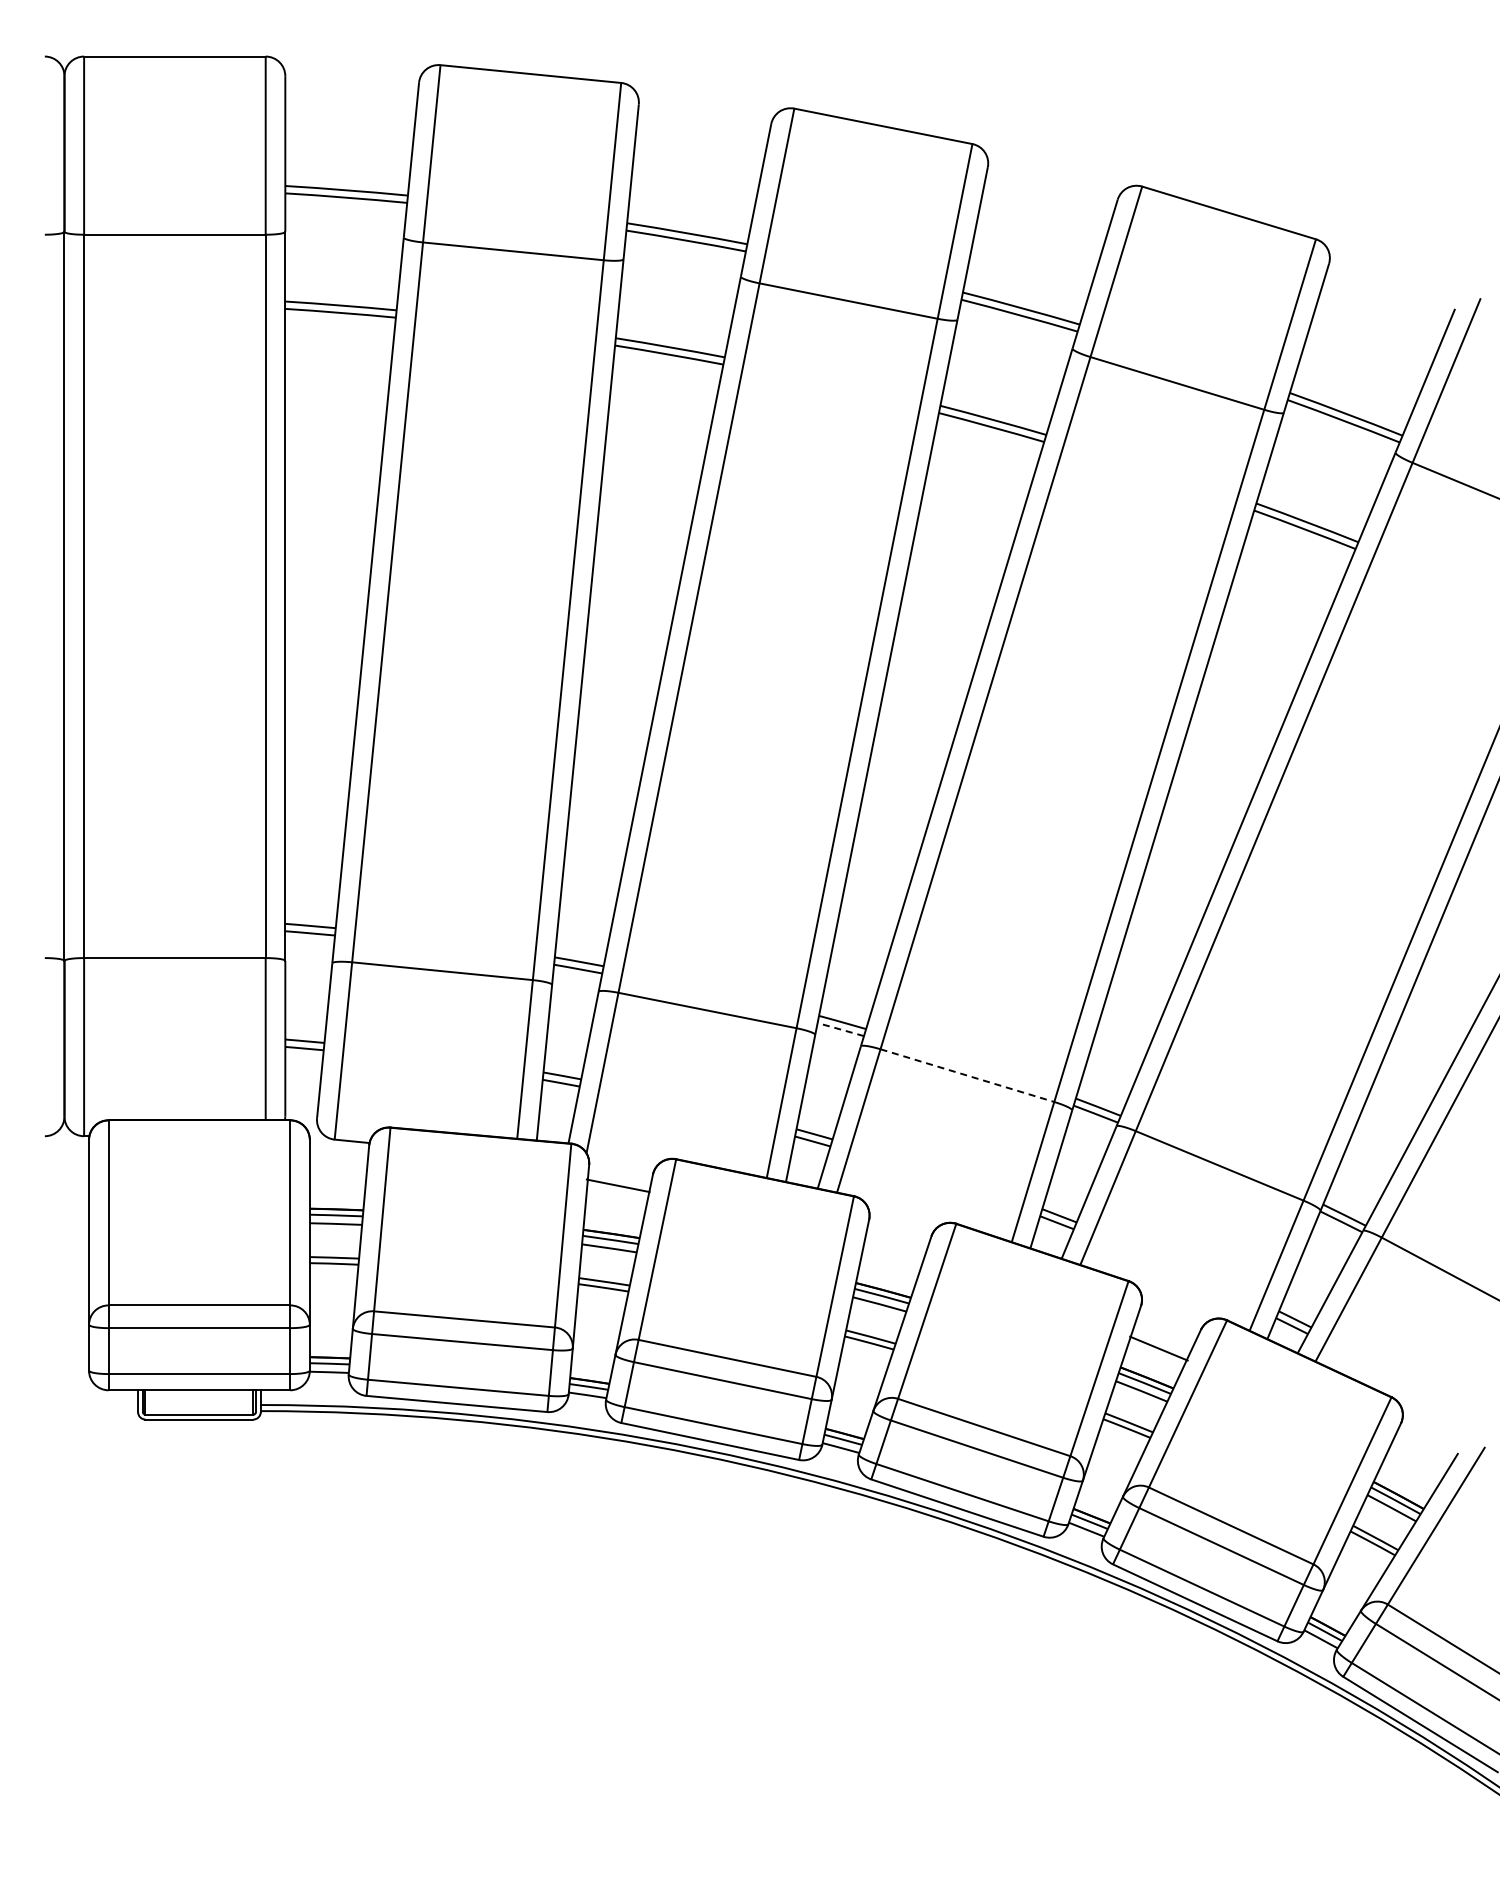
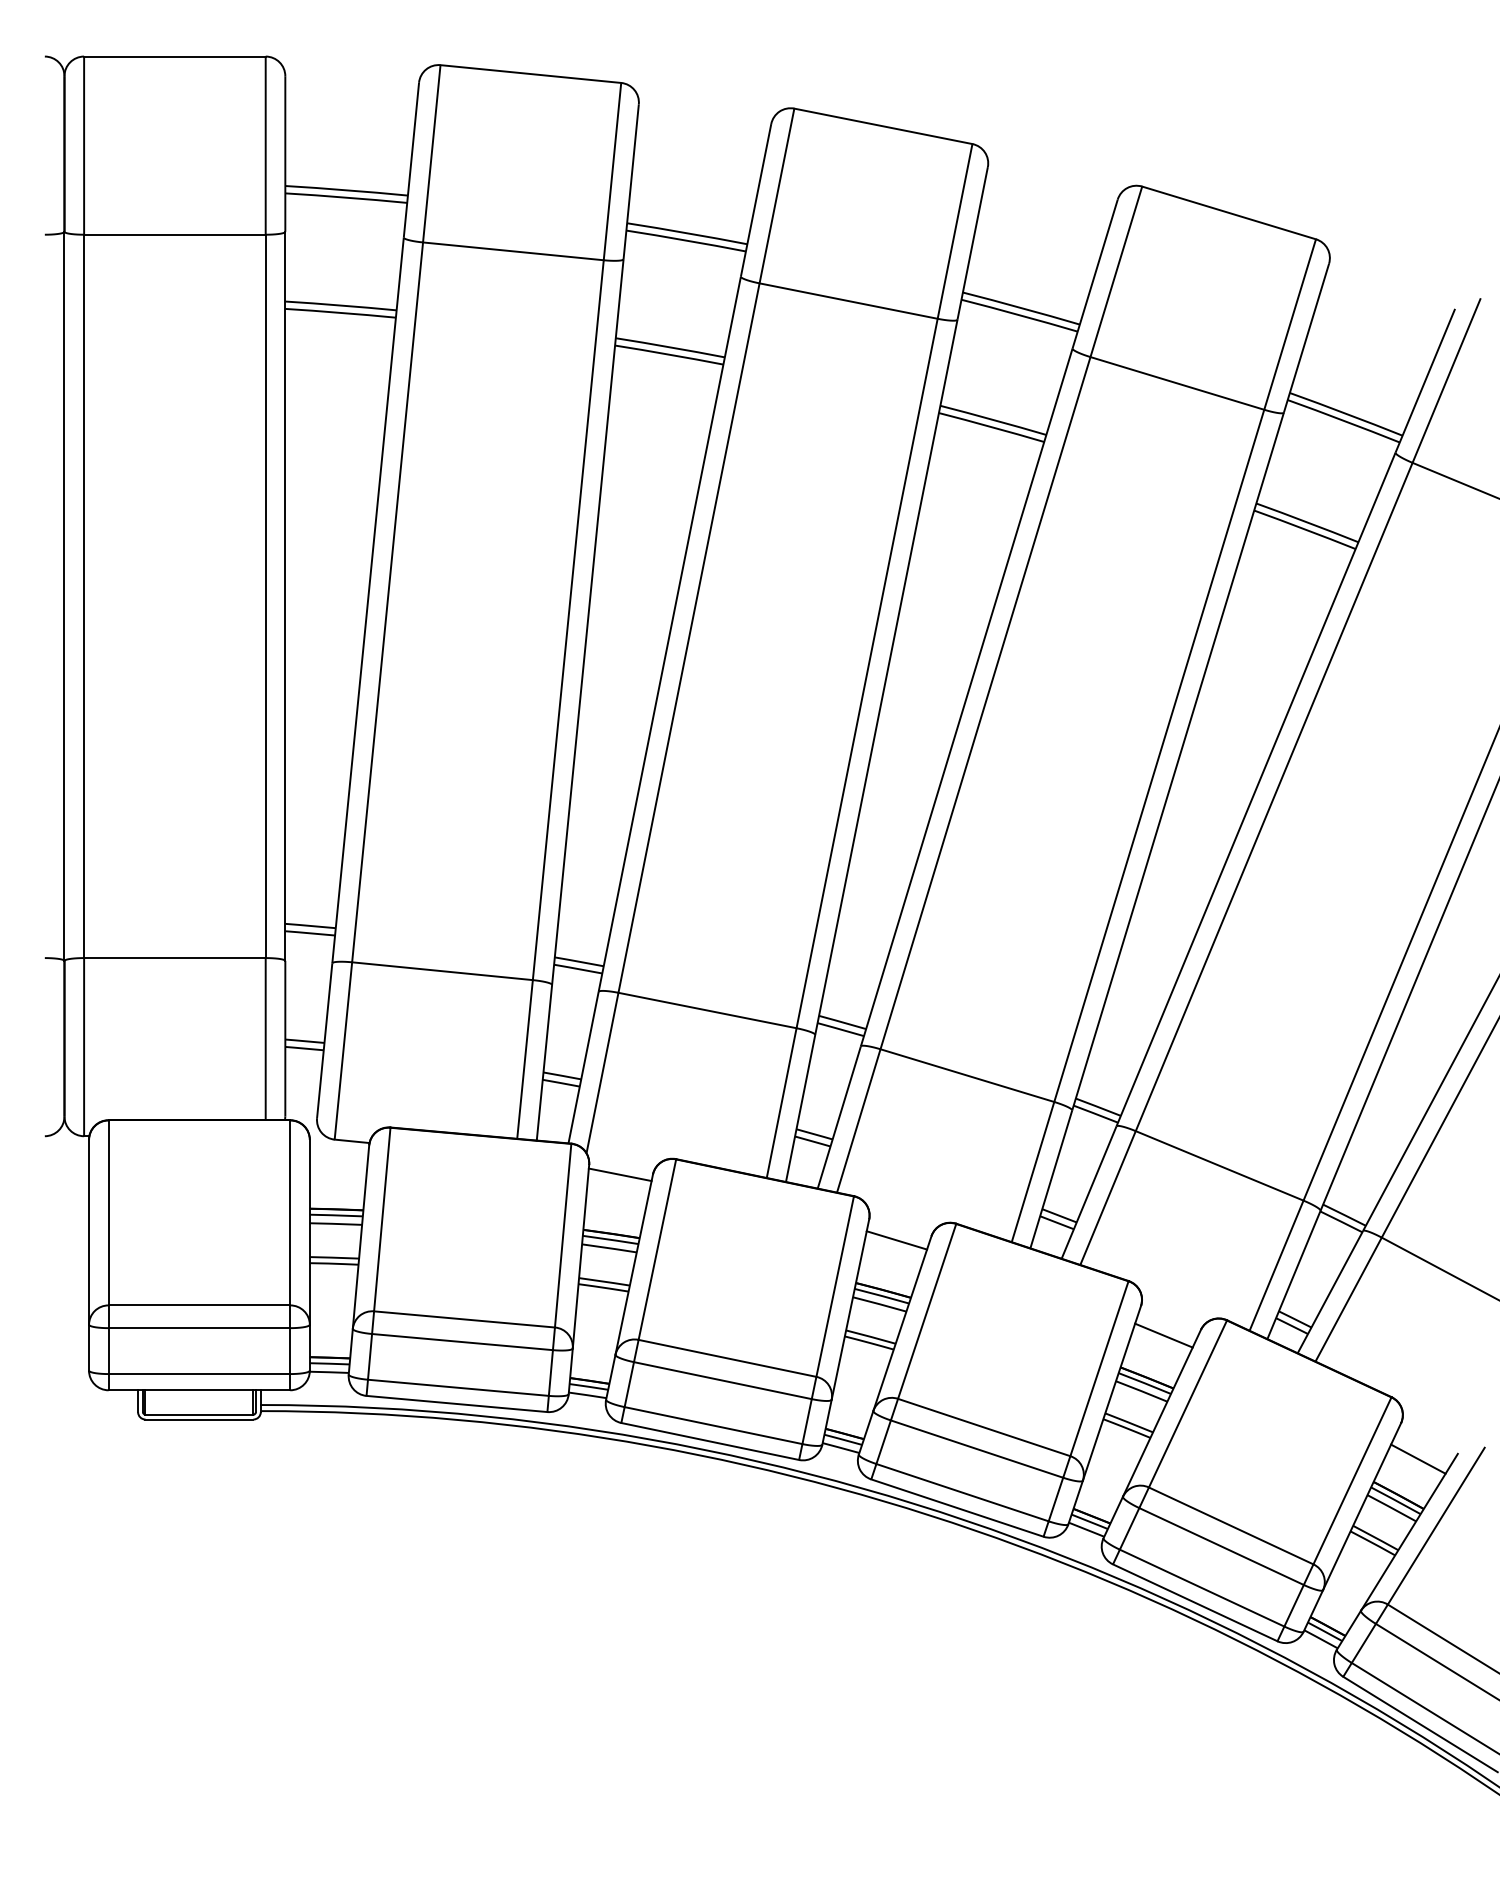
line: dashed -> solid (840, 1029)
line: dashed -> solid (967, 1075)
line position: (617, 1185) -> (619, 1174) (619, 1174)
line: none -> present (896, 1240)
line position: (1158, 1348) -> (1163, 1335) (1163, 1335)
line: none -> present (1418, 1458)
